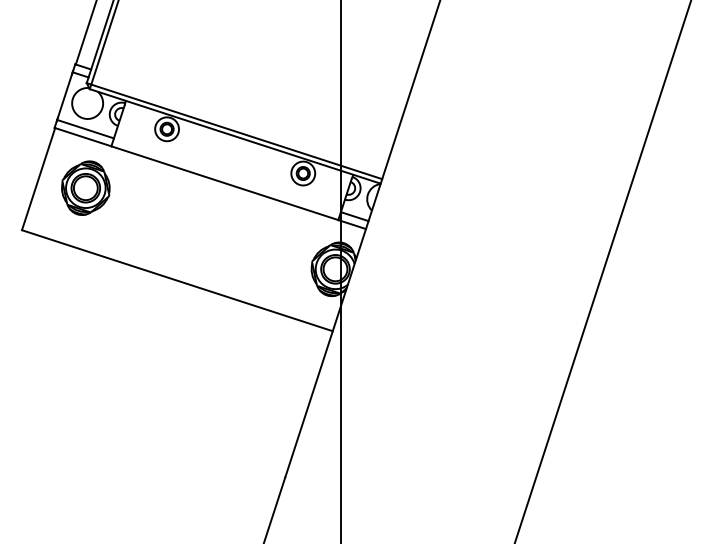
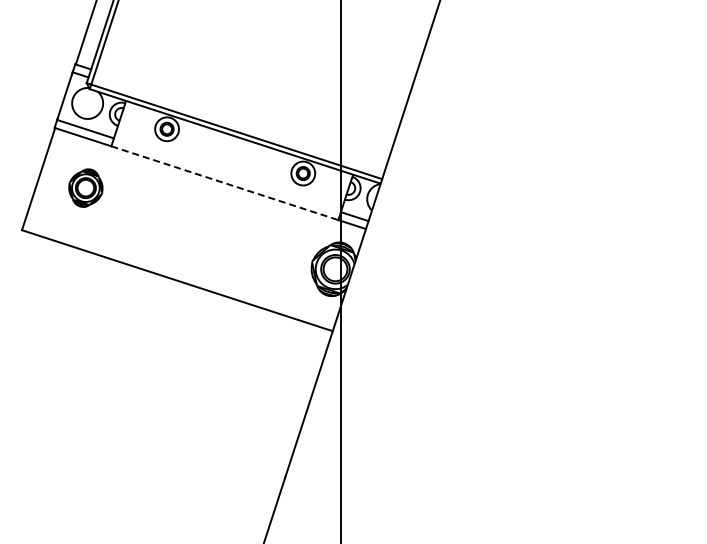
line: solid -> dashed (225, 183)
part size: 50x56 px -> 36x40 px (85, 187)
line: present -> none (602, 271)
